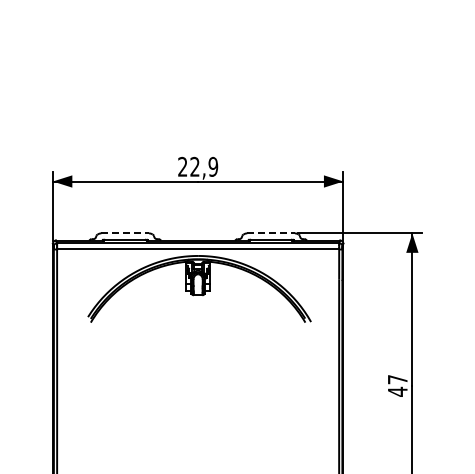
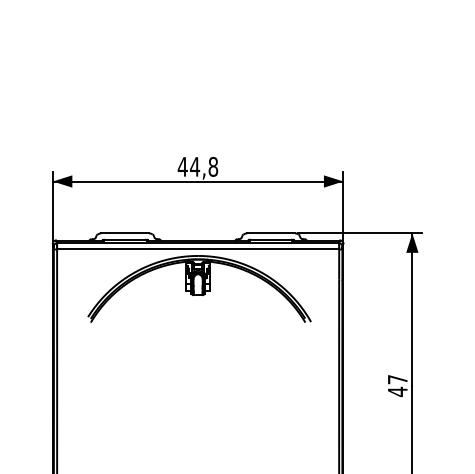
text: 22,9 -> 44,8 (197, 166)
line: dashed -> solid (125, 233)
line: dashed -> solid (271, 233)
